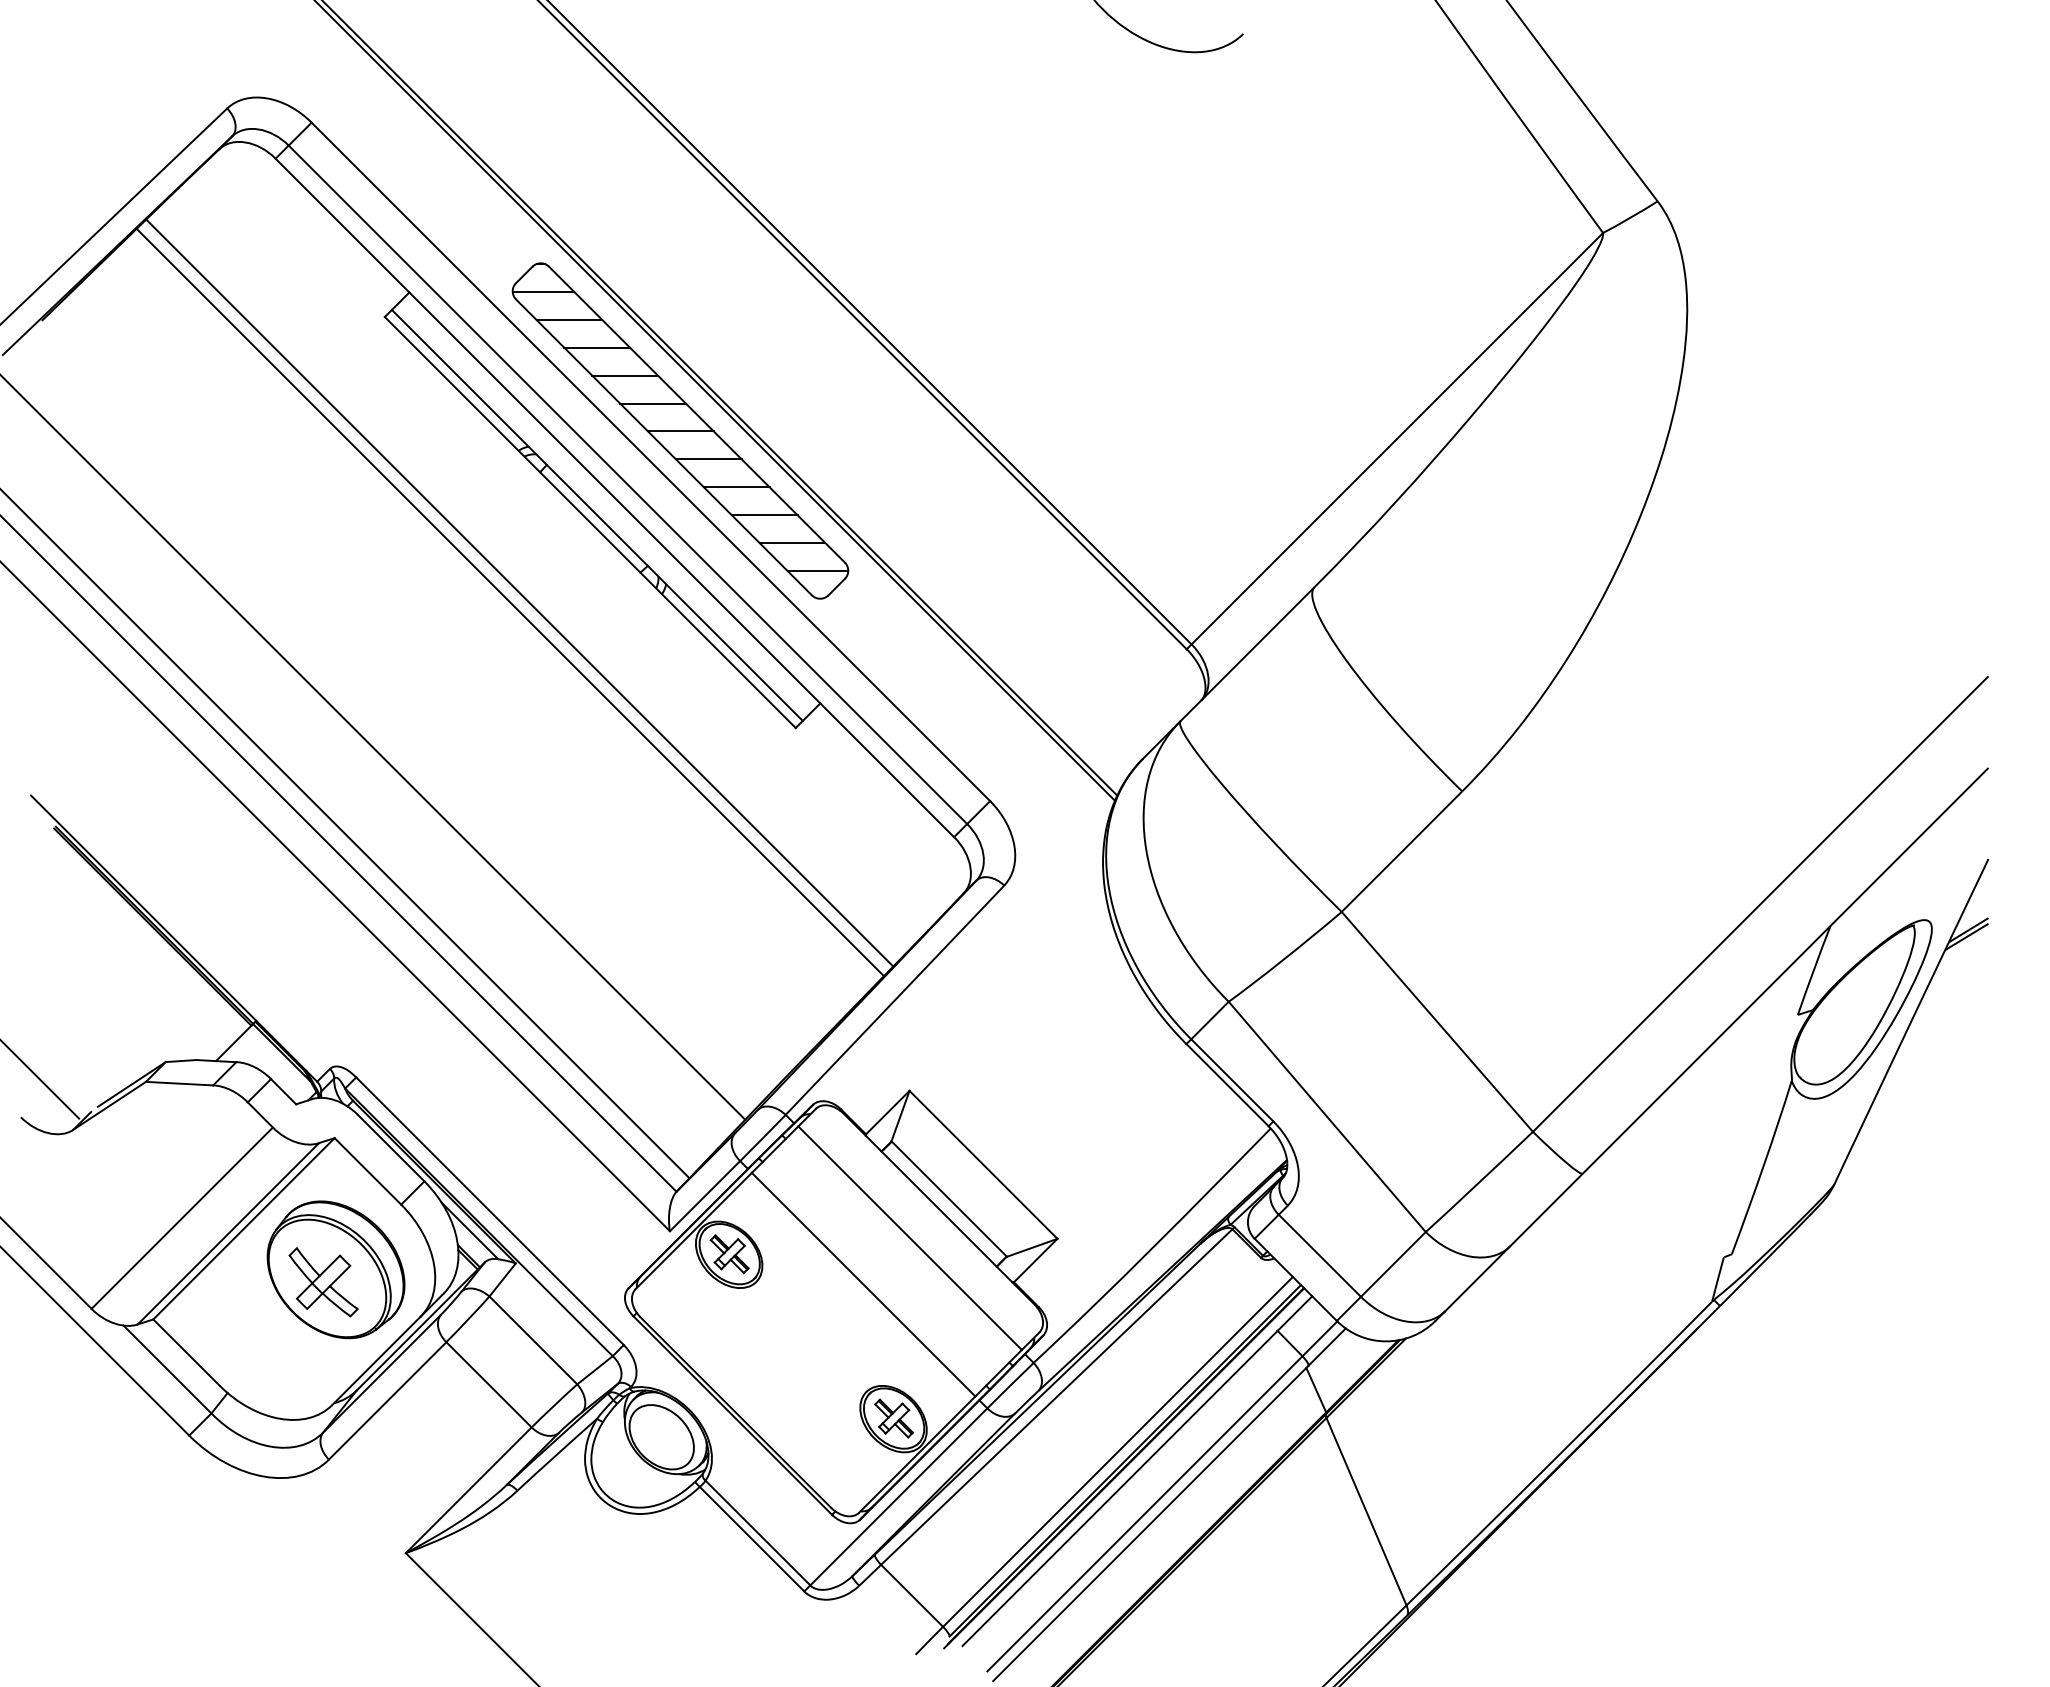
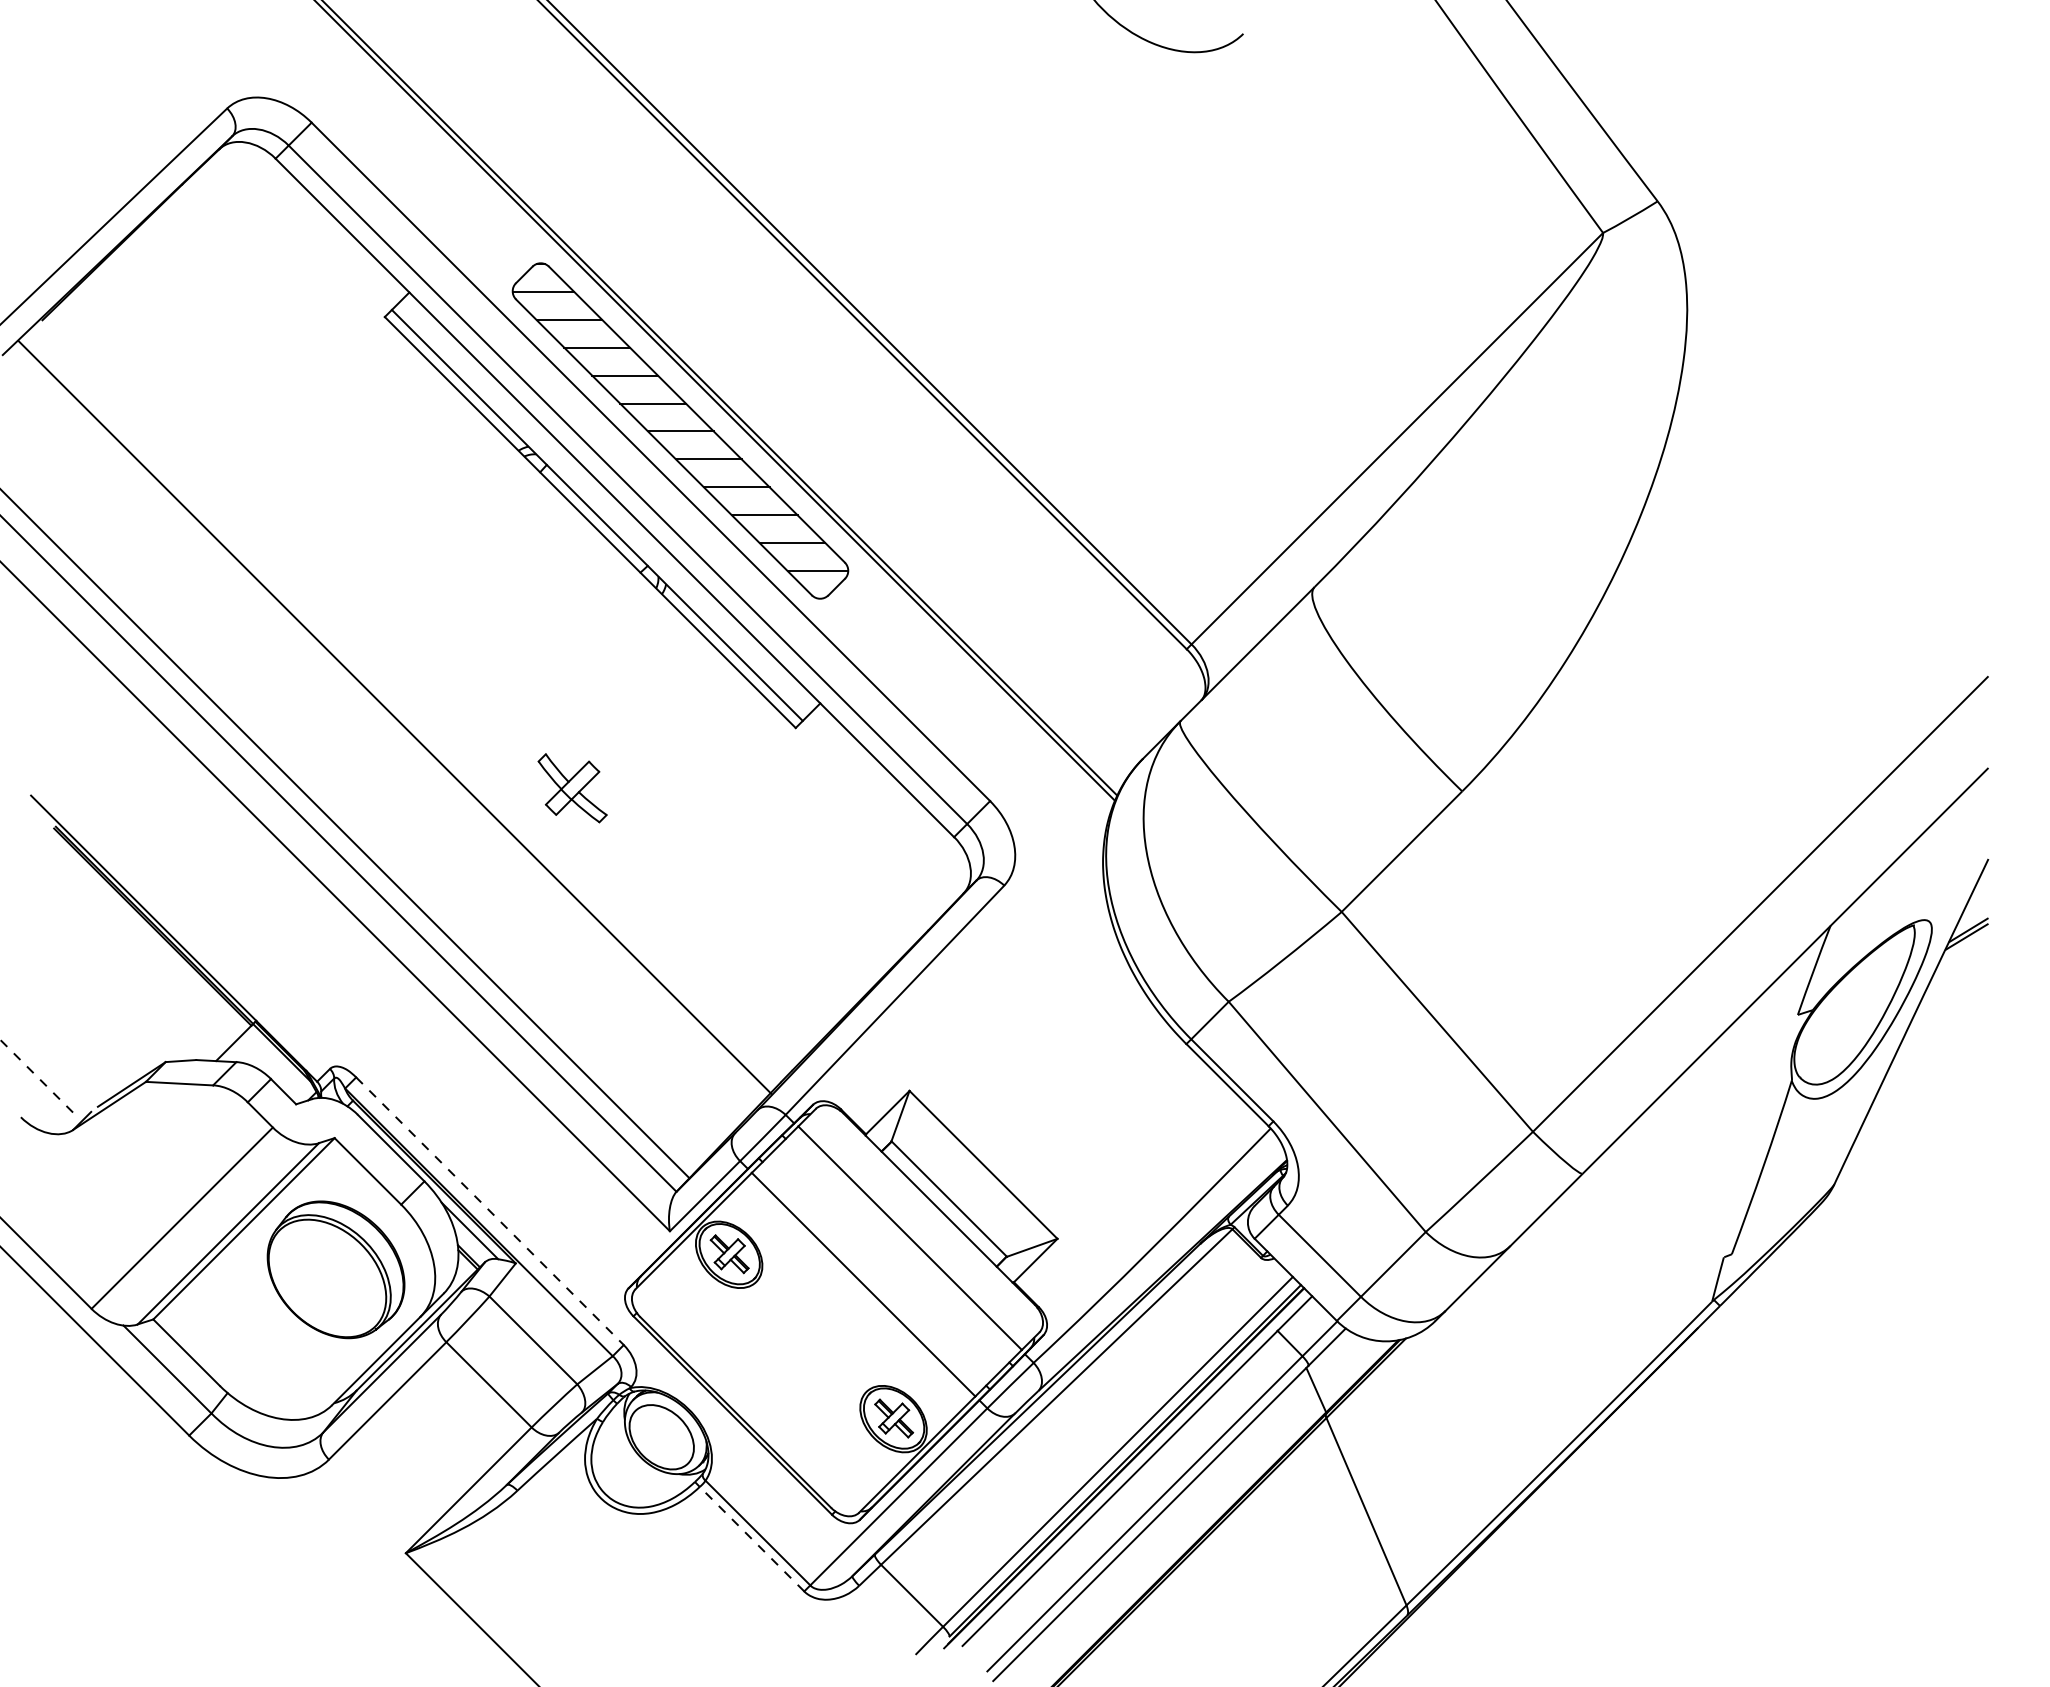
line: present -> none (519, 592)
line: present -> none (509, 602)
line position: (373, 747) -> (395, 717) (395, 717)
line: solid -> dashed (39, 1079)
line: solid -> dashed (490, 1211)
part position: (323, 1282) -> (572, 788) (572, 788)
line: solid -> dashed (752, 1539)
